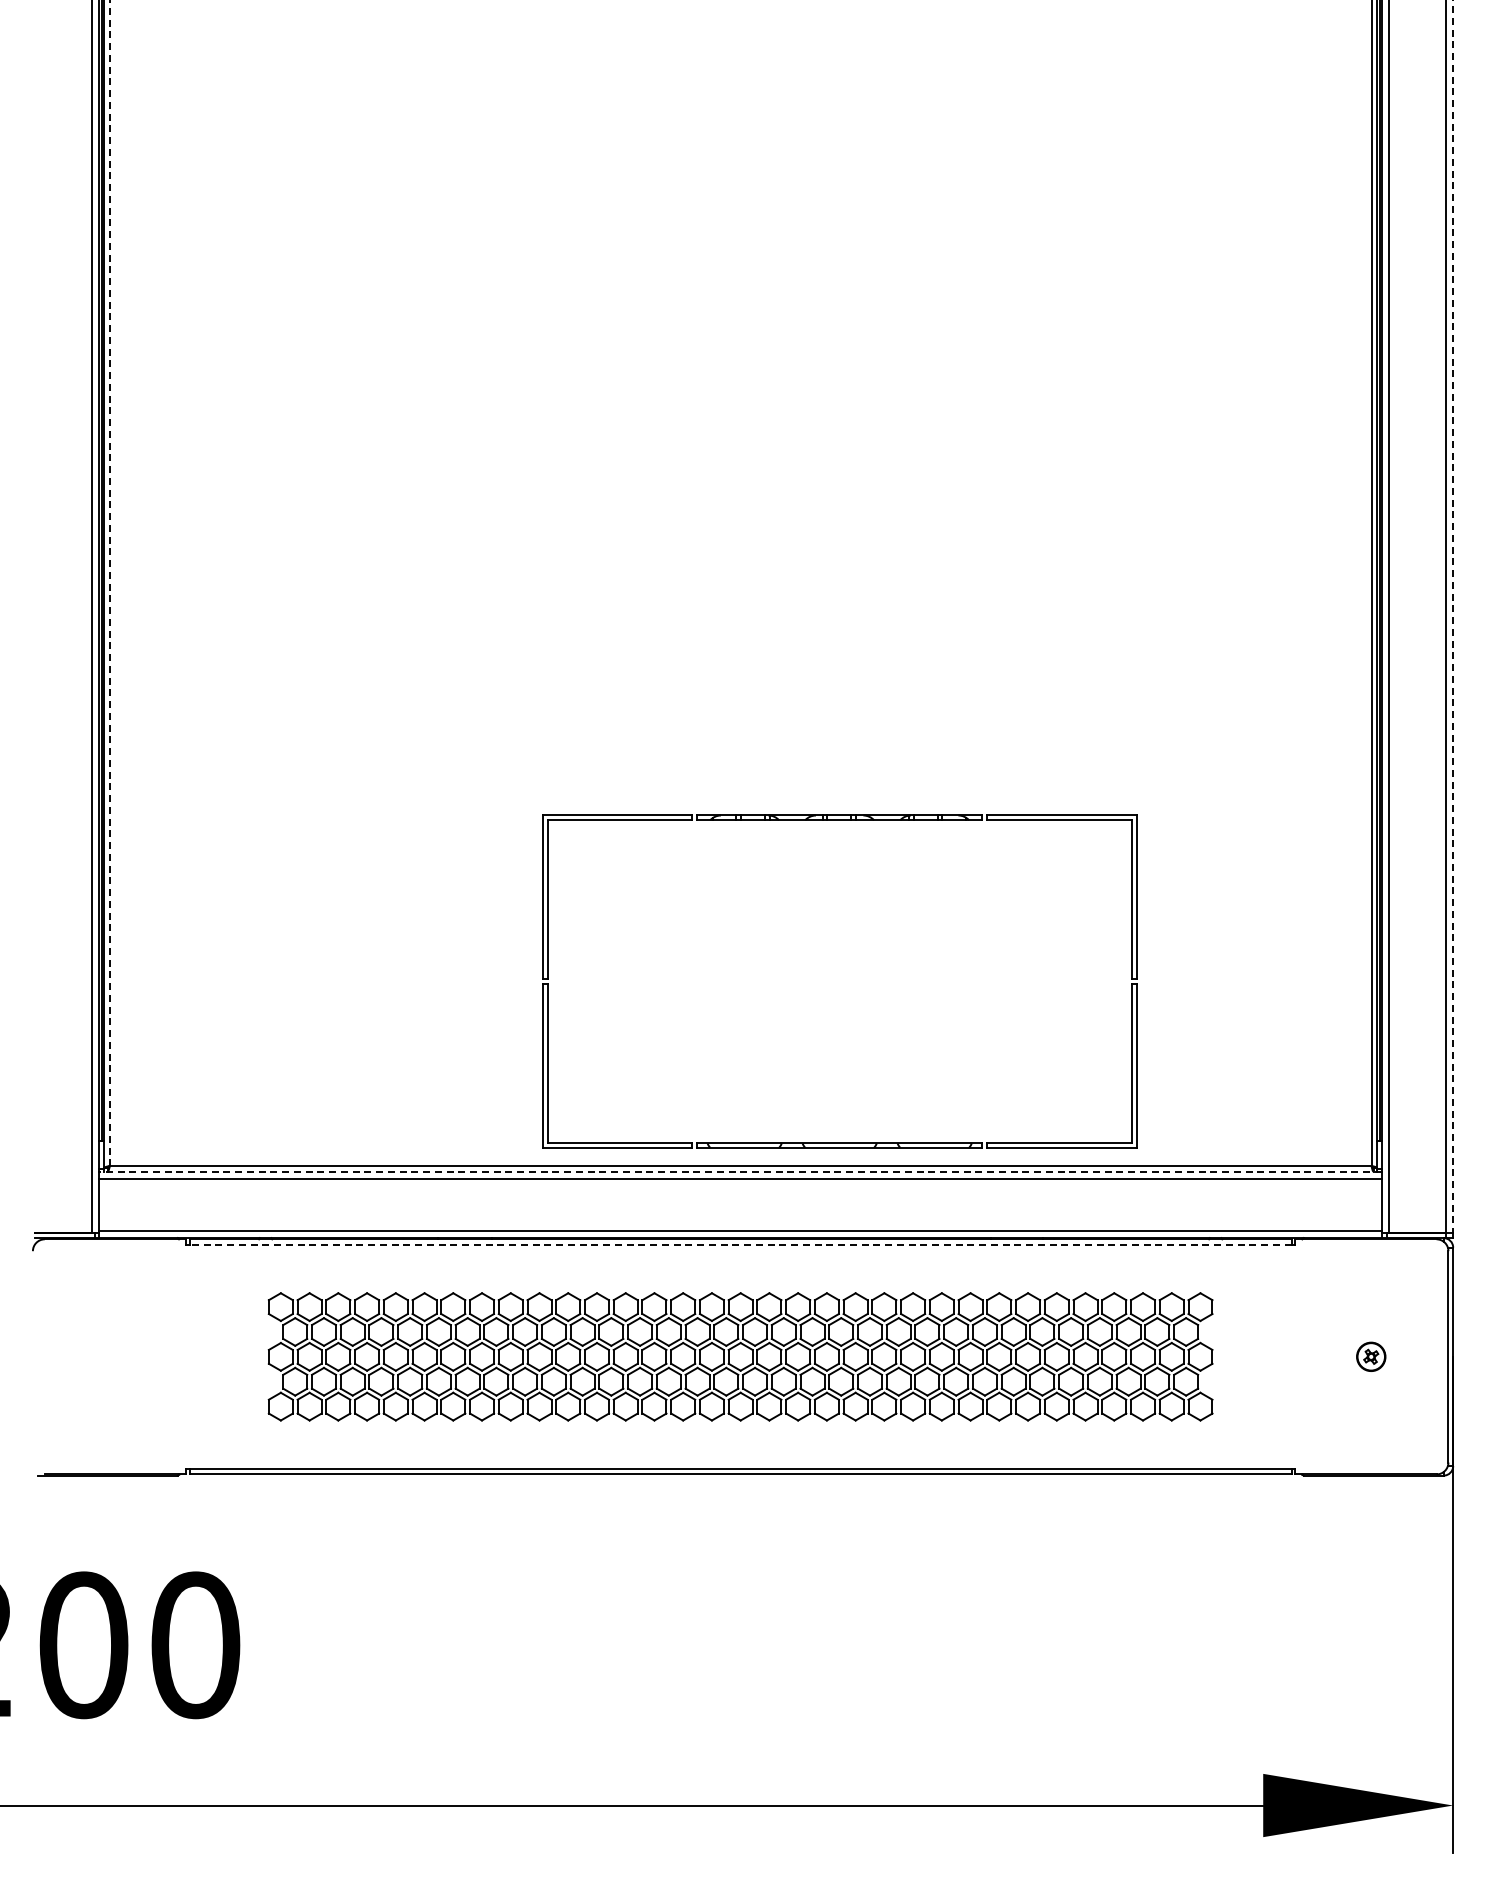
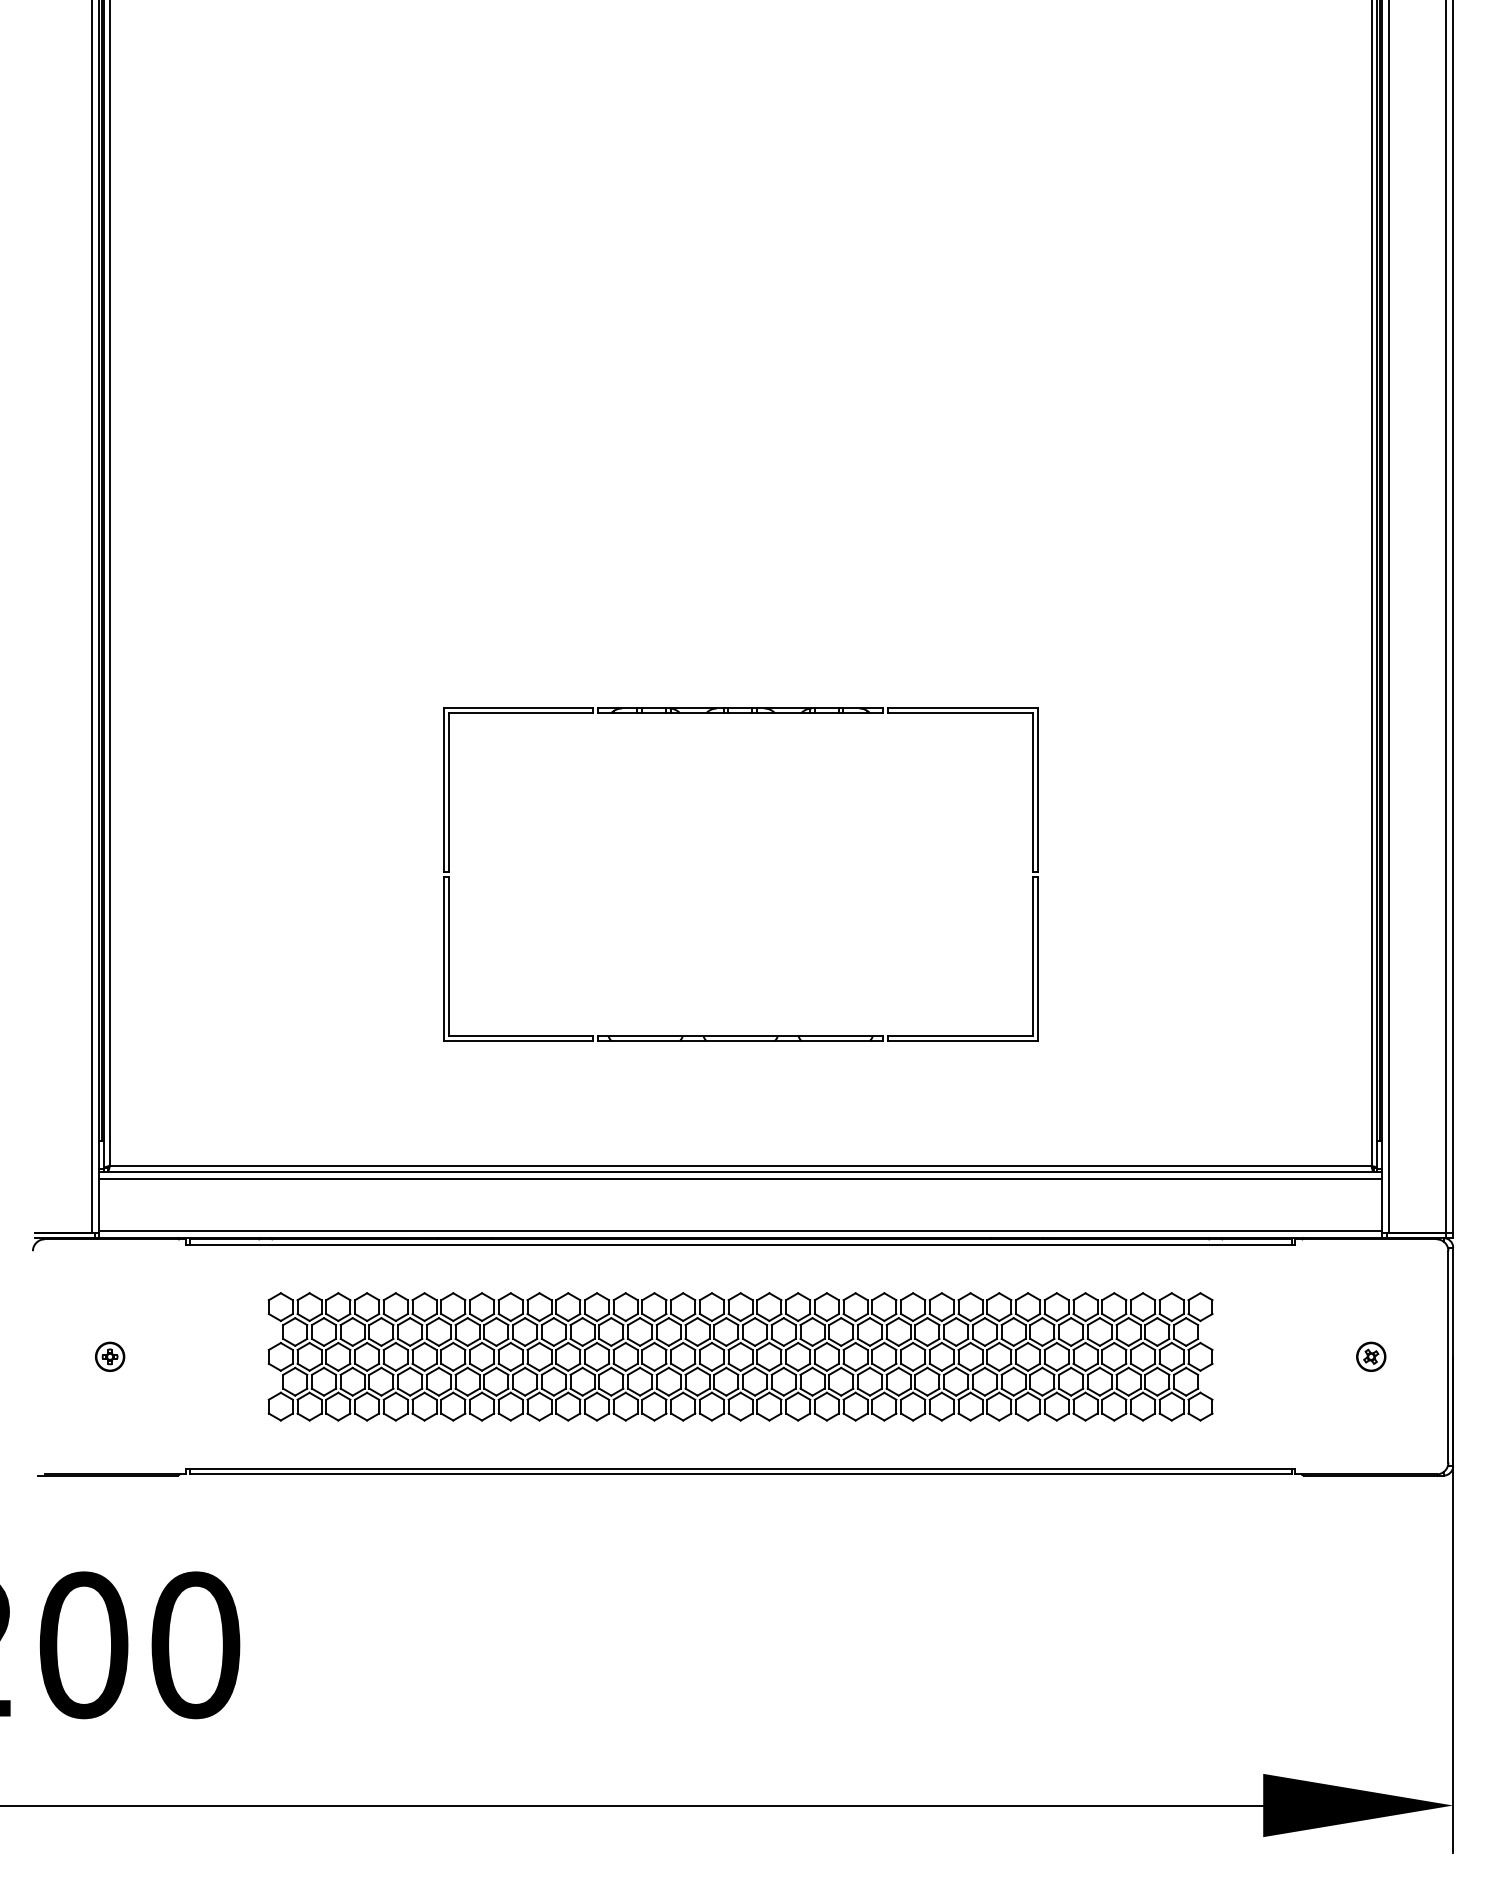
line: dashed -> solid (109, 583)
line: dashed -> solid (1453, 617)
part position: (839, 820) -> (740, 713) (740, 713)
line: dashed -> solid (740, 1171)
line: dashed -> solid (740, 1245)
part: none -> present (110, 1356)
